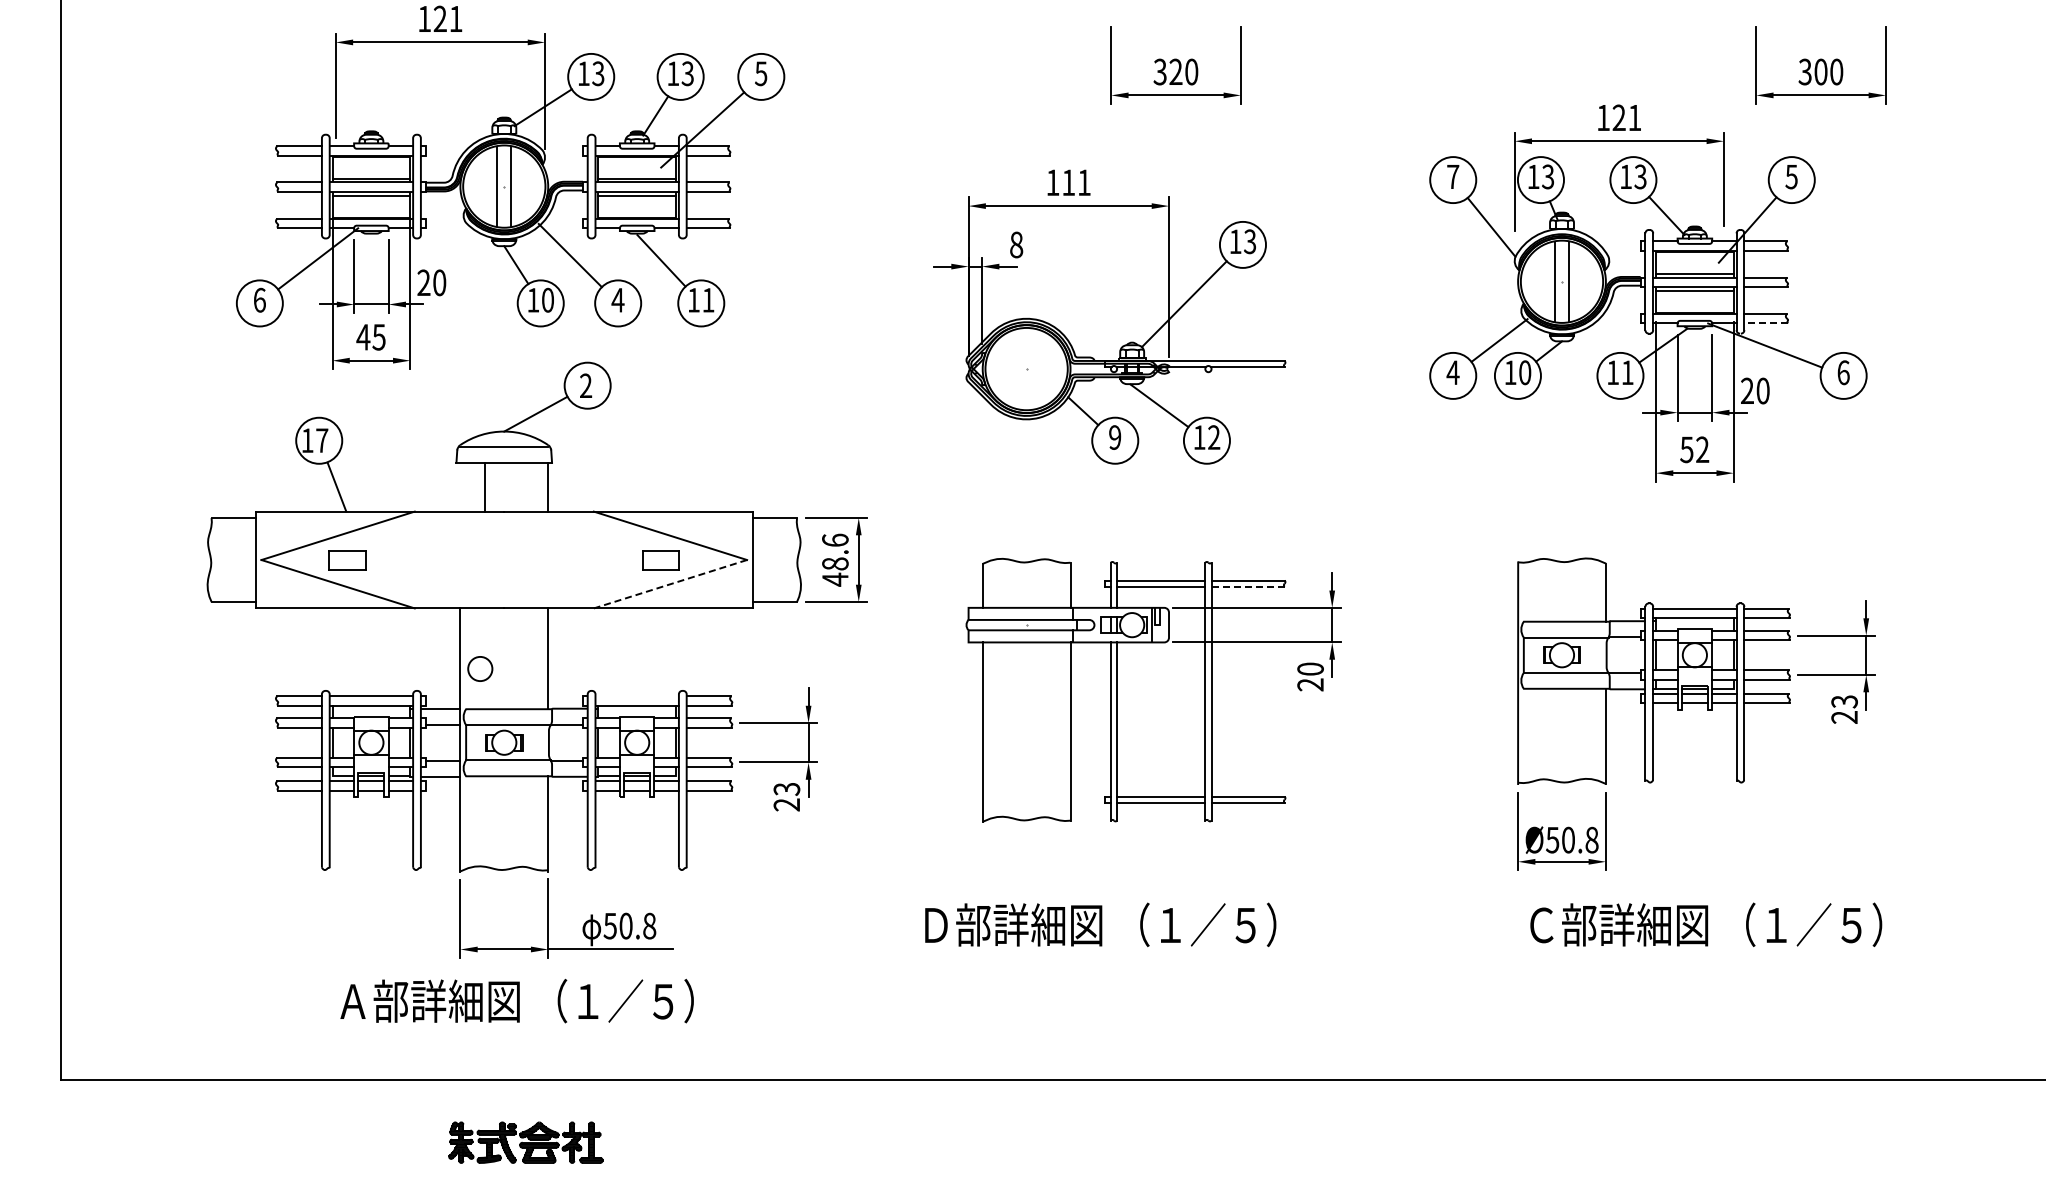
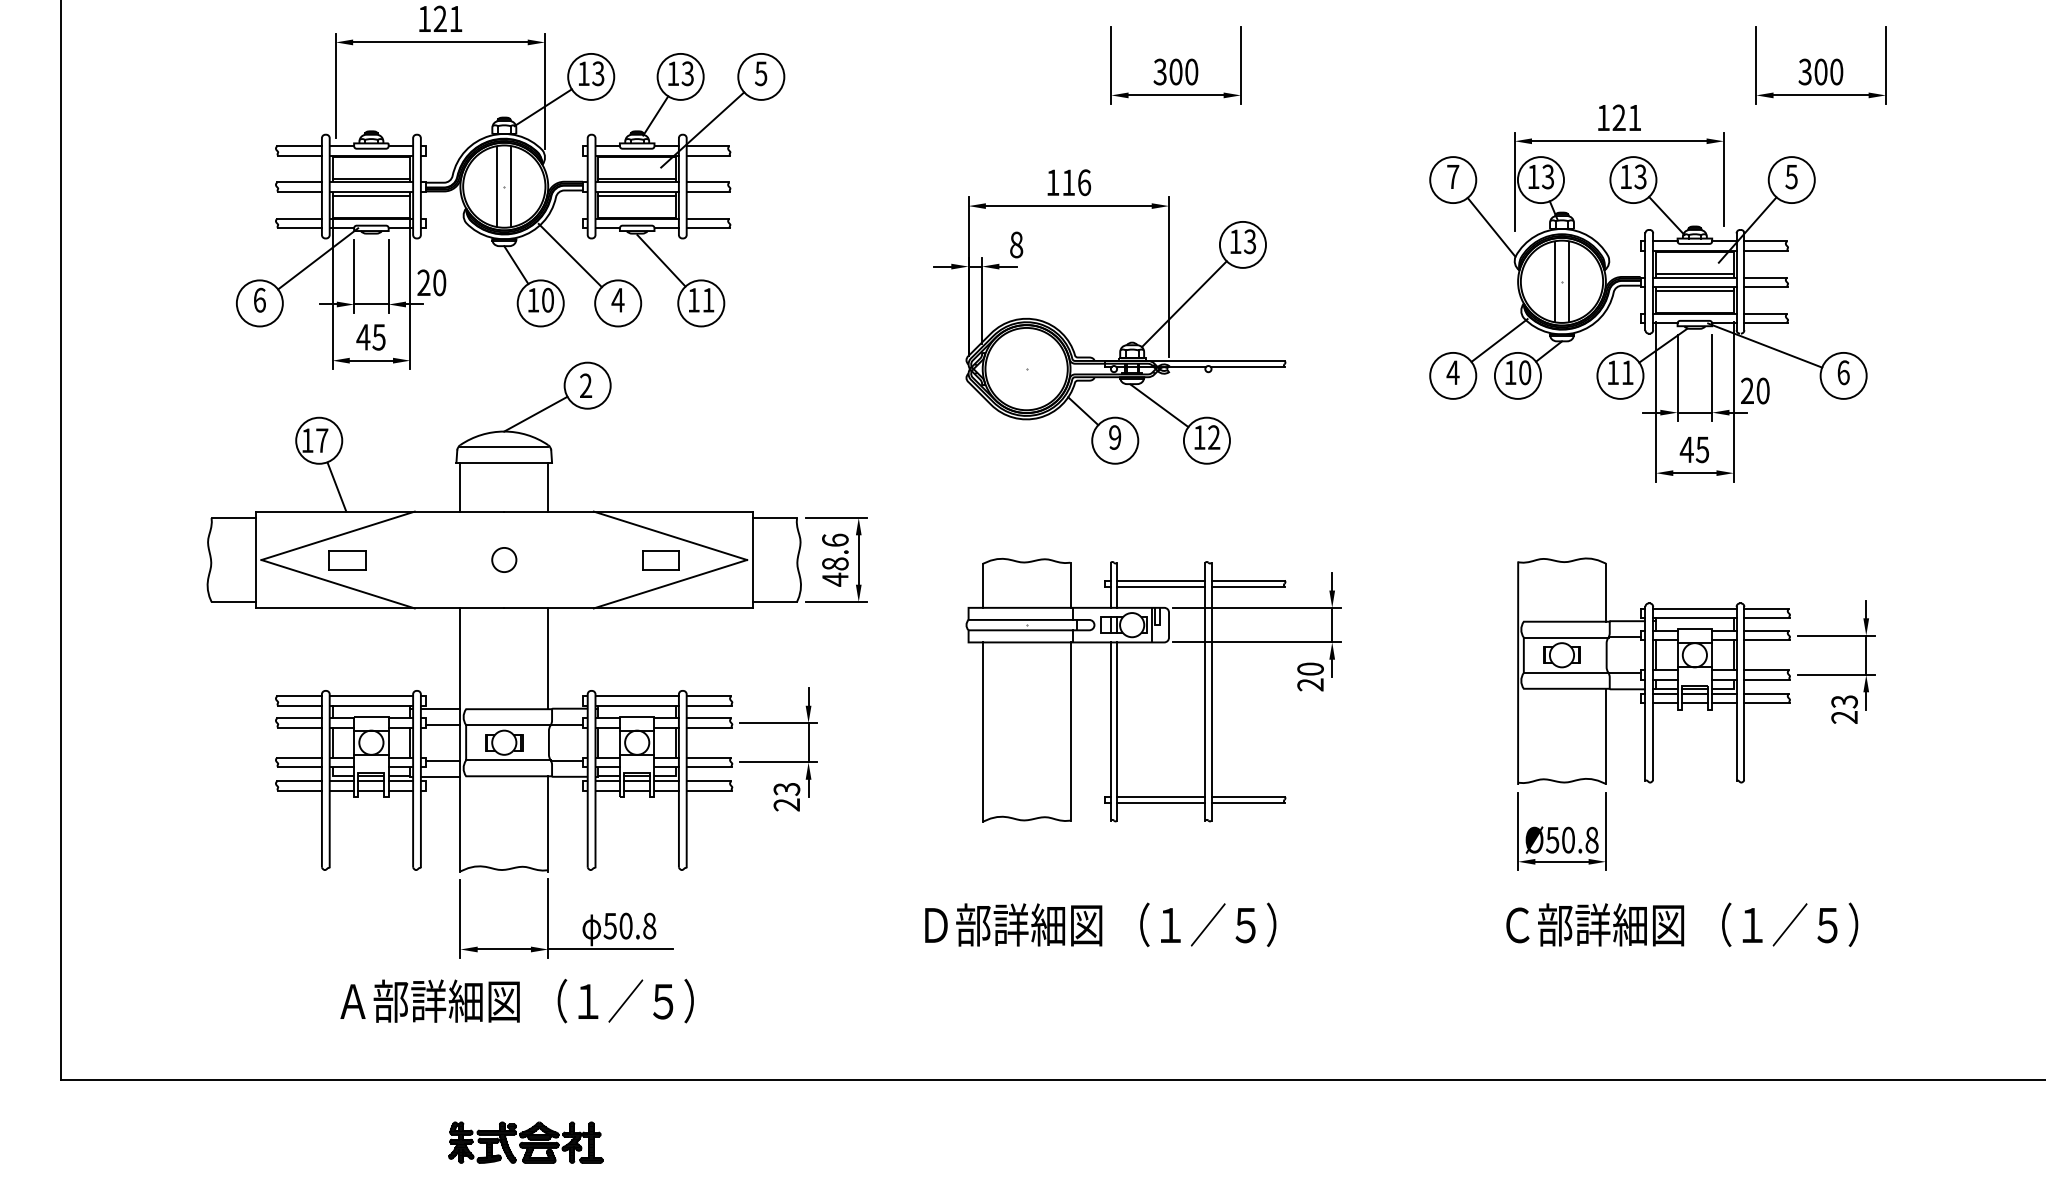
text: 320 -> 300 (1175, 71)
text: 111 -> 116 (1084, 182)
line: dashed -> solid (1766, 323)
text: 52 -> 45 (1694, 449)
line position: (485, 486) -> (460, 486) (460, 486)
line: dashed -> solid (670, 584)
line: dashed -> solid (1248, 586)
circle position: (480, 668) -> (504, 559) (504, 559)
line: none -> present (636, 696)
text position: (1706, 924) -> (1682, 924) (1682, 924)
